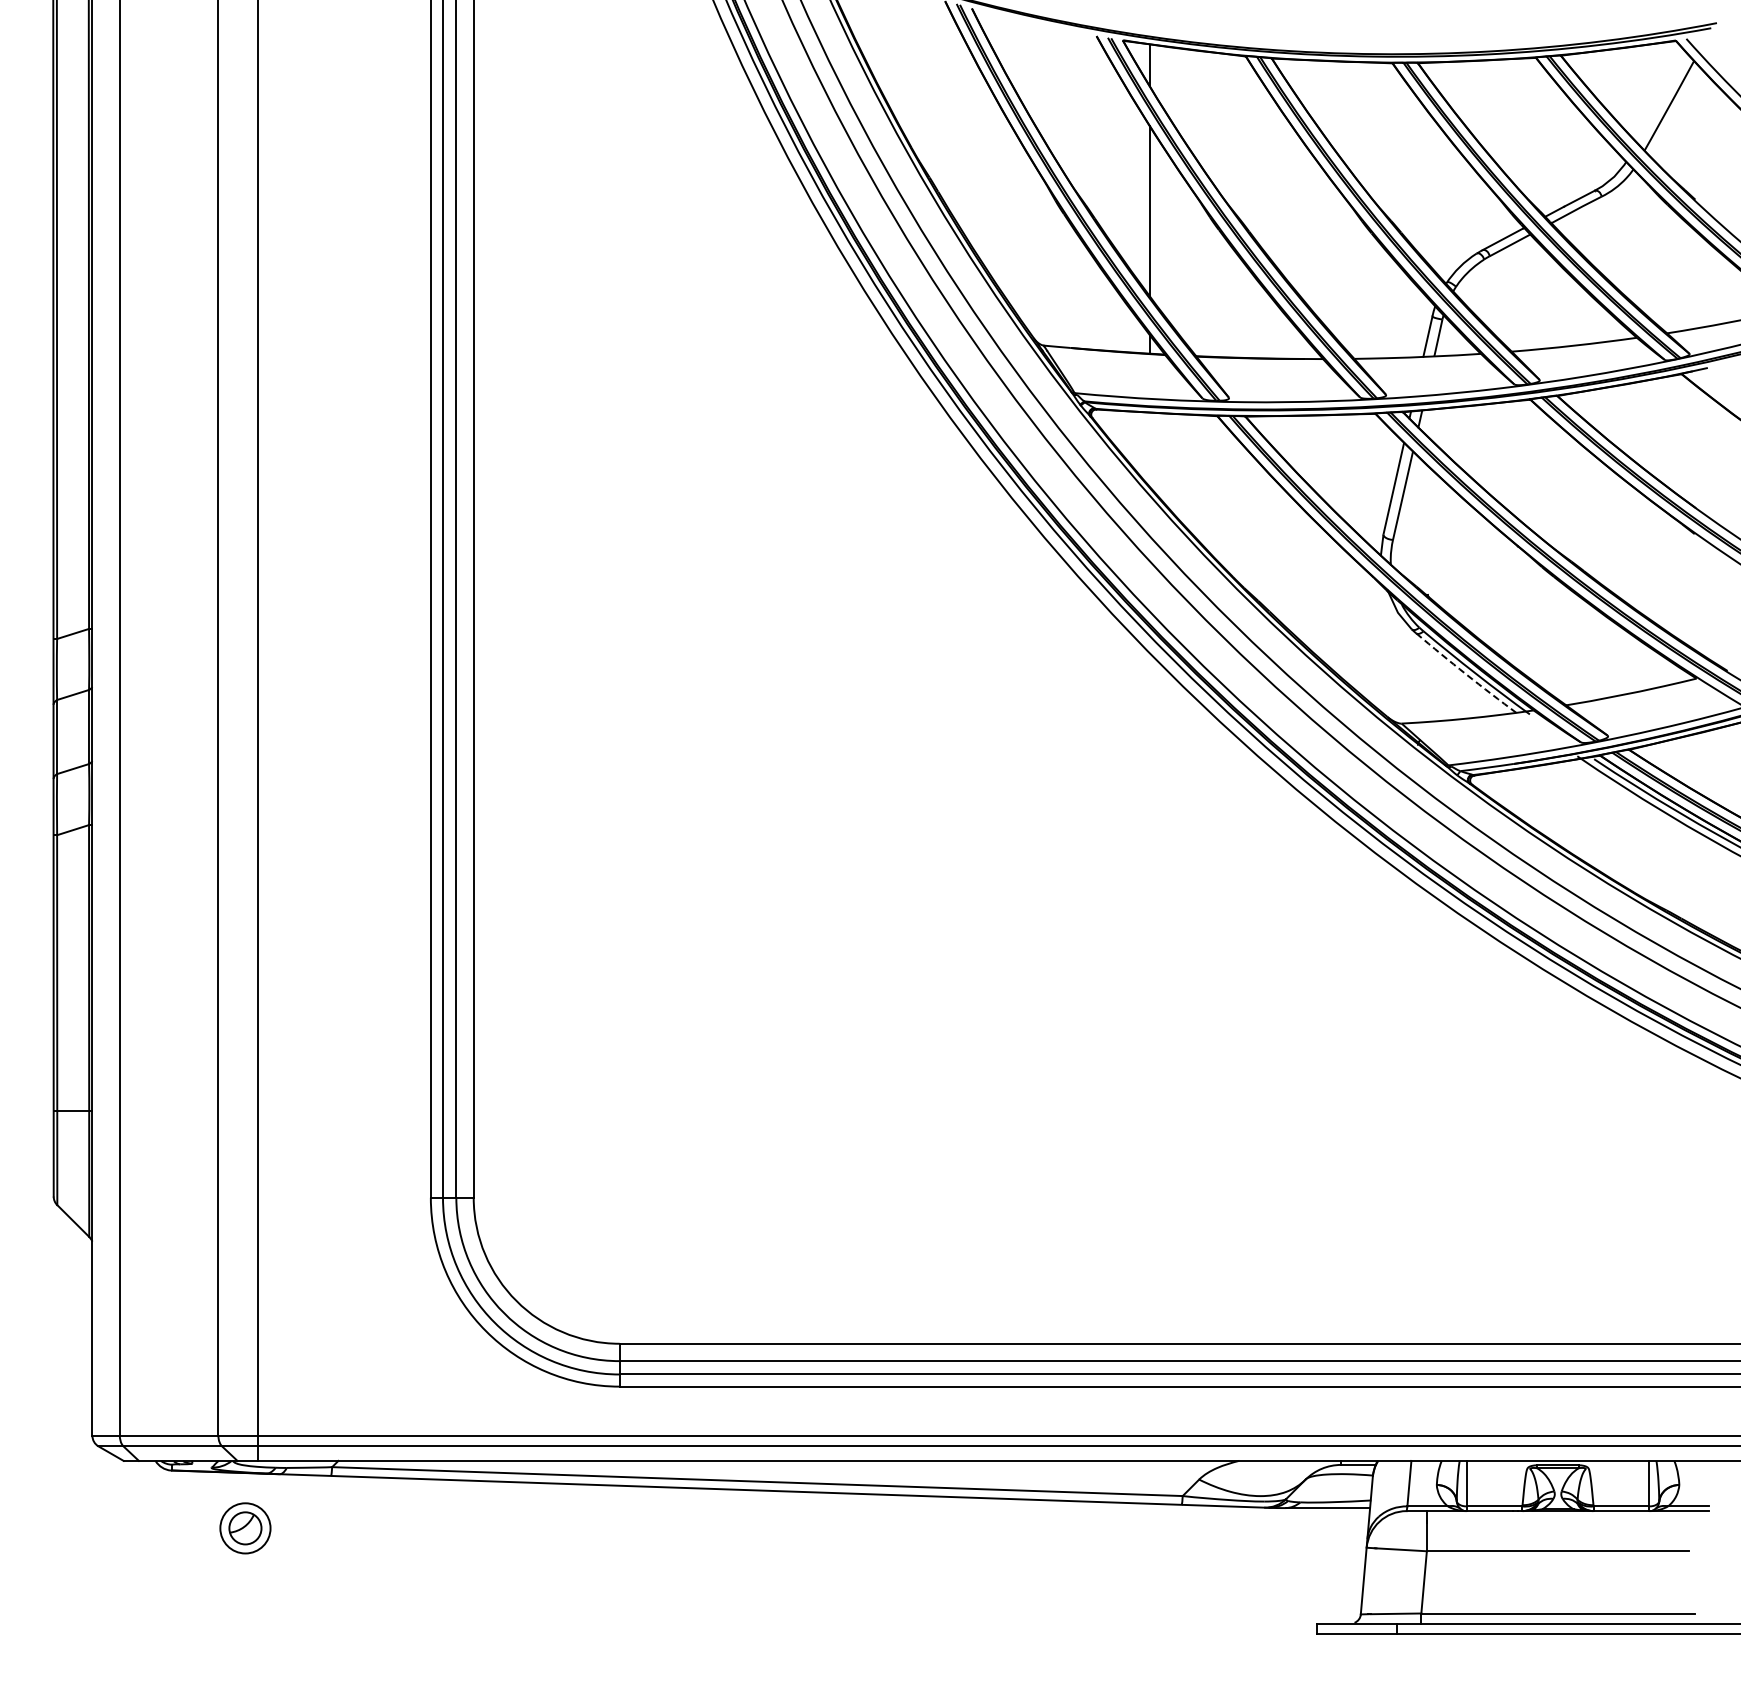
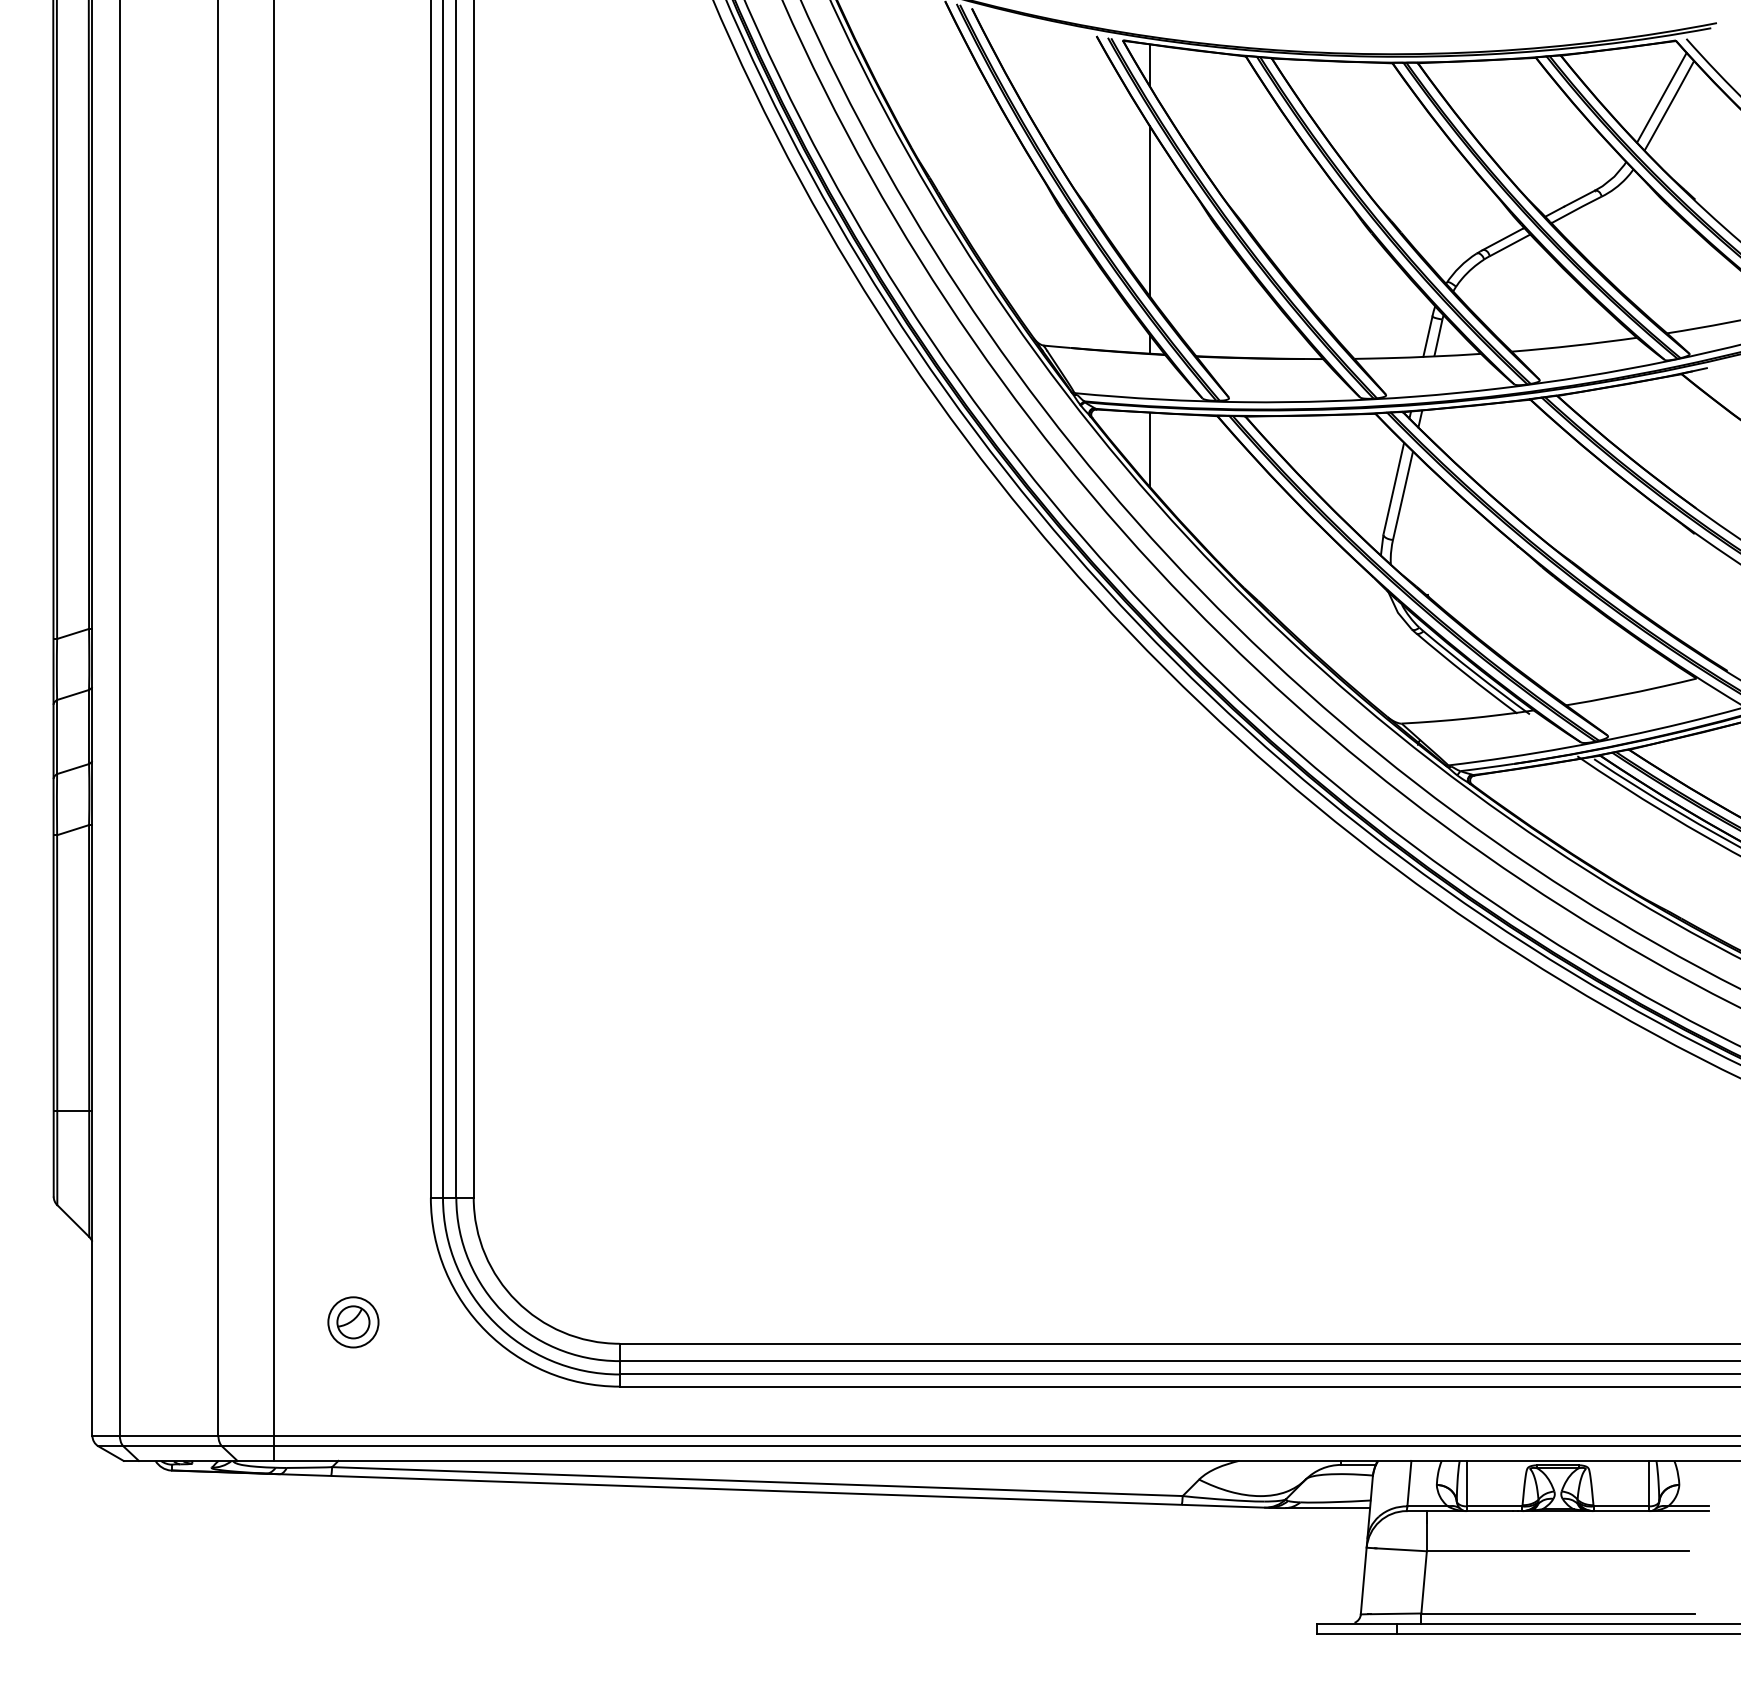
line: none -> present (1661, 97)
line: none -> present (1149, 449)
arc: dashed -> solid (1466, 674)
line position: (257, 731) -> (273, 731) (273, 731)
part position: (245, 1528) -> (353, 1322) (353, 1322)
